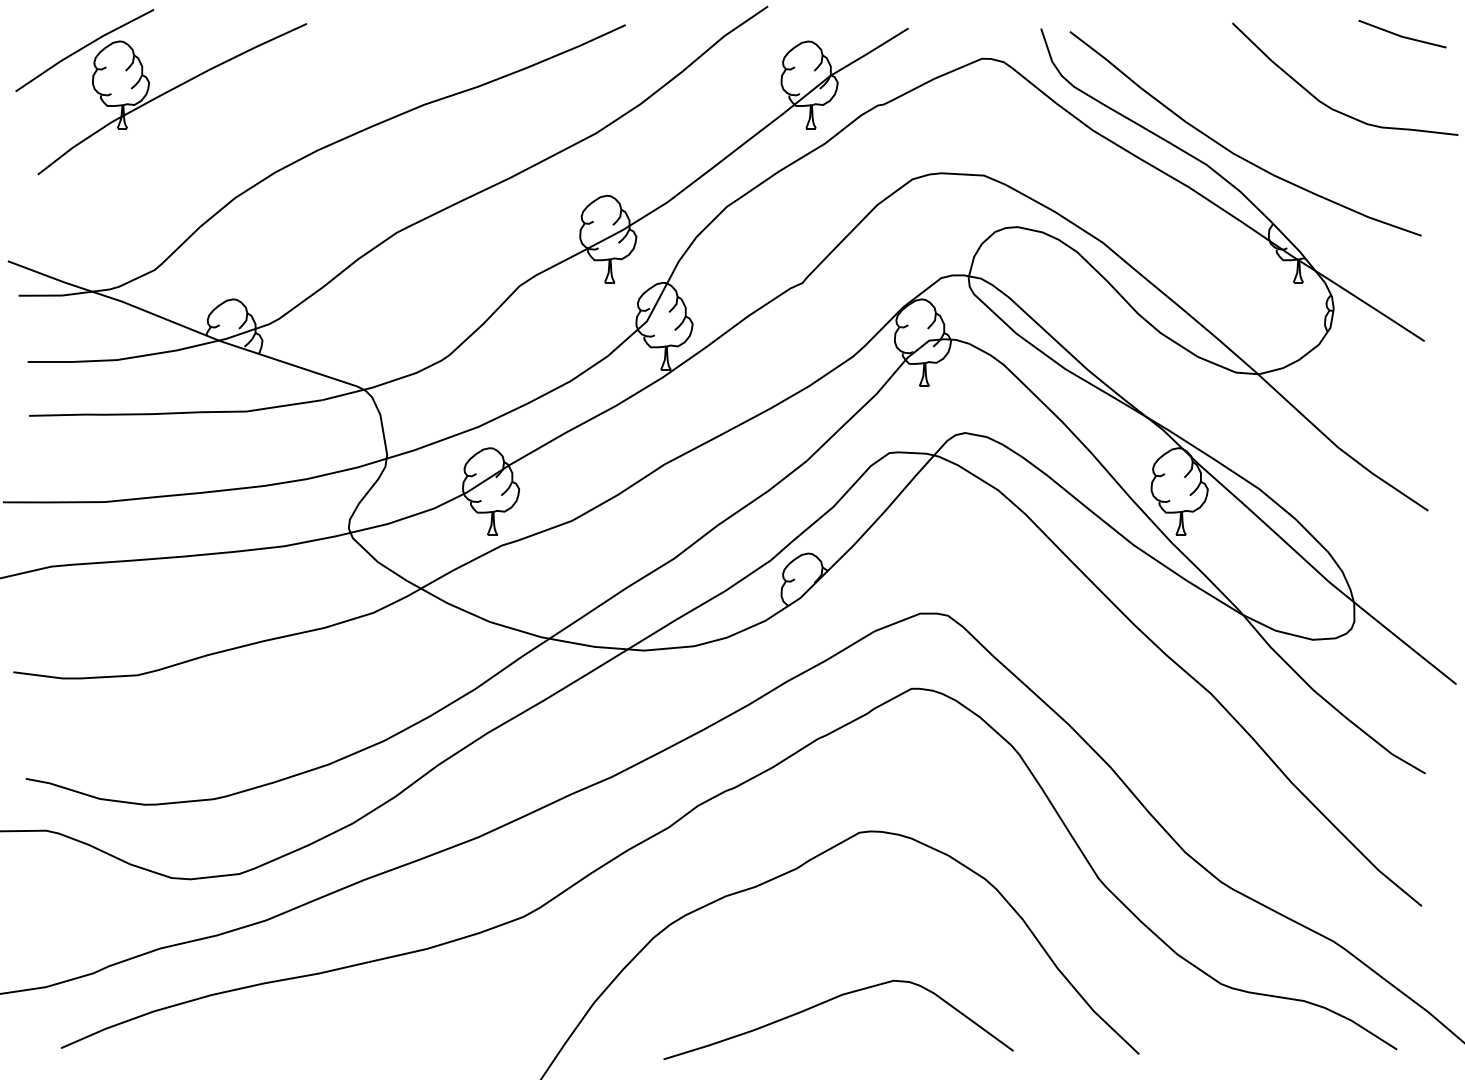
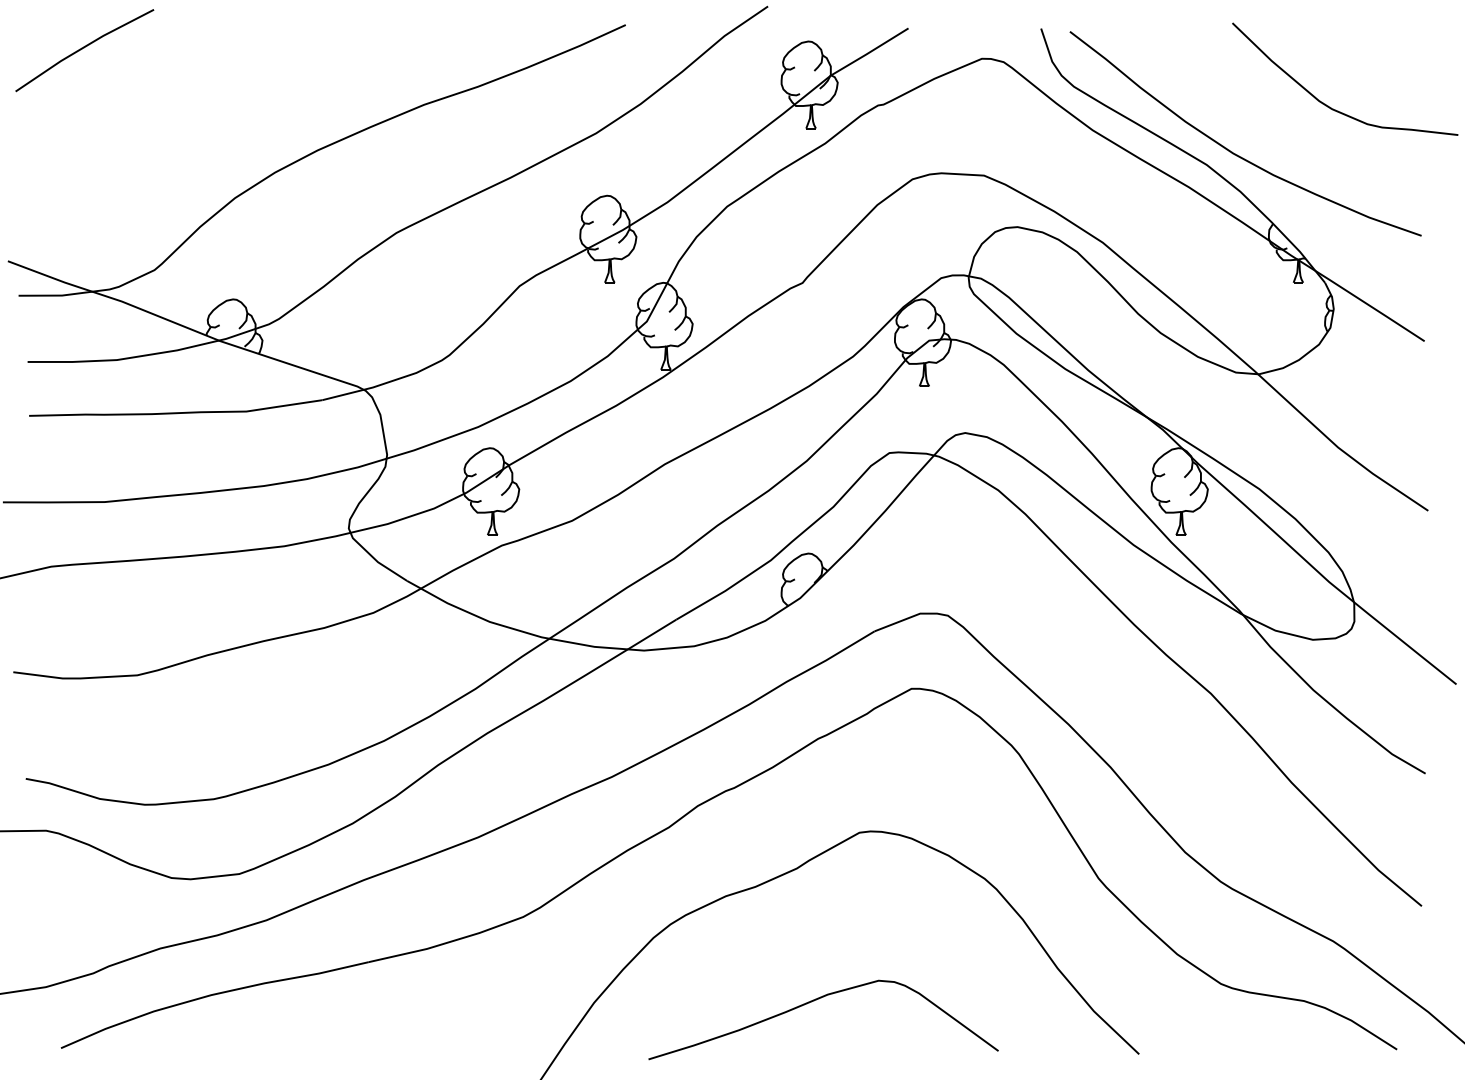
line: present -> none (1402, 35)
part: present -> none (168, 92)
curve position: (829, 1001) -> (814, 1001) (814, 1001)
